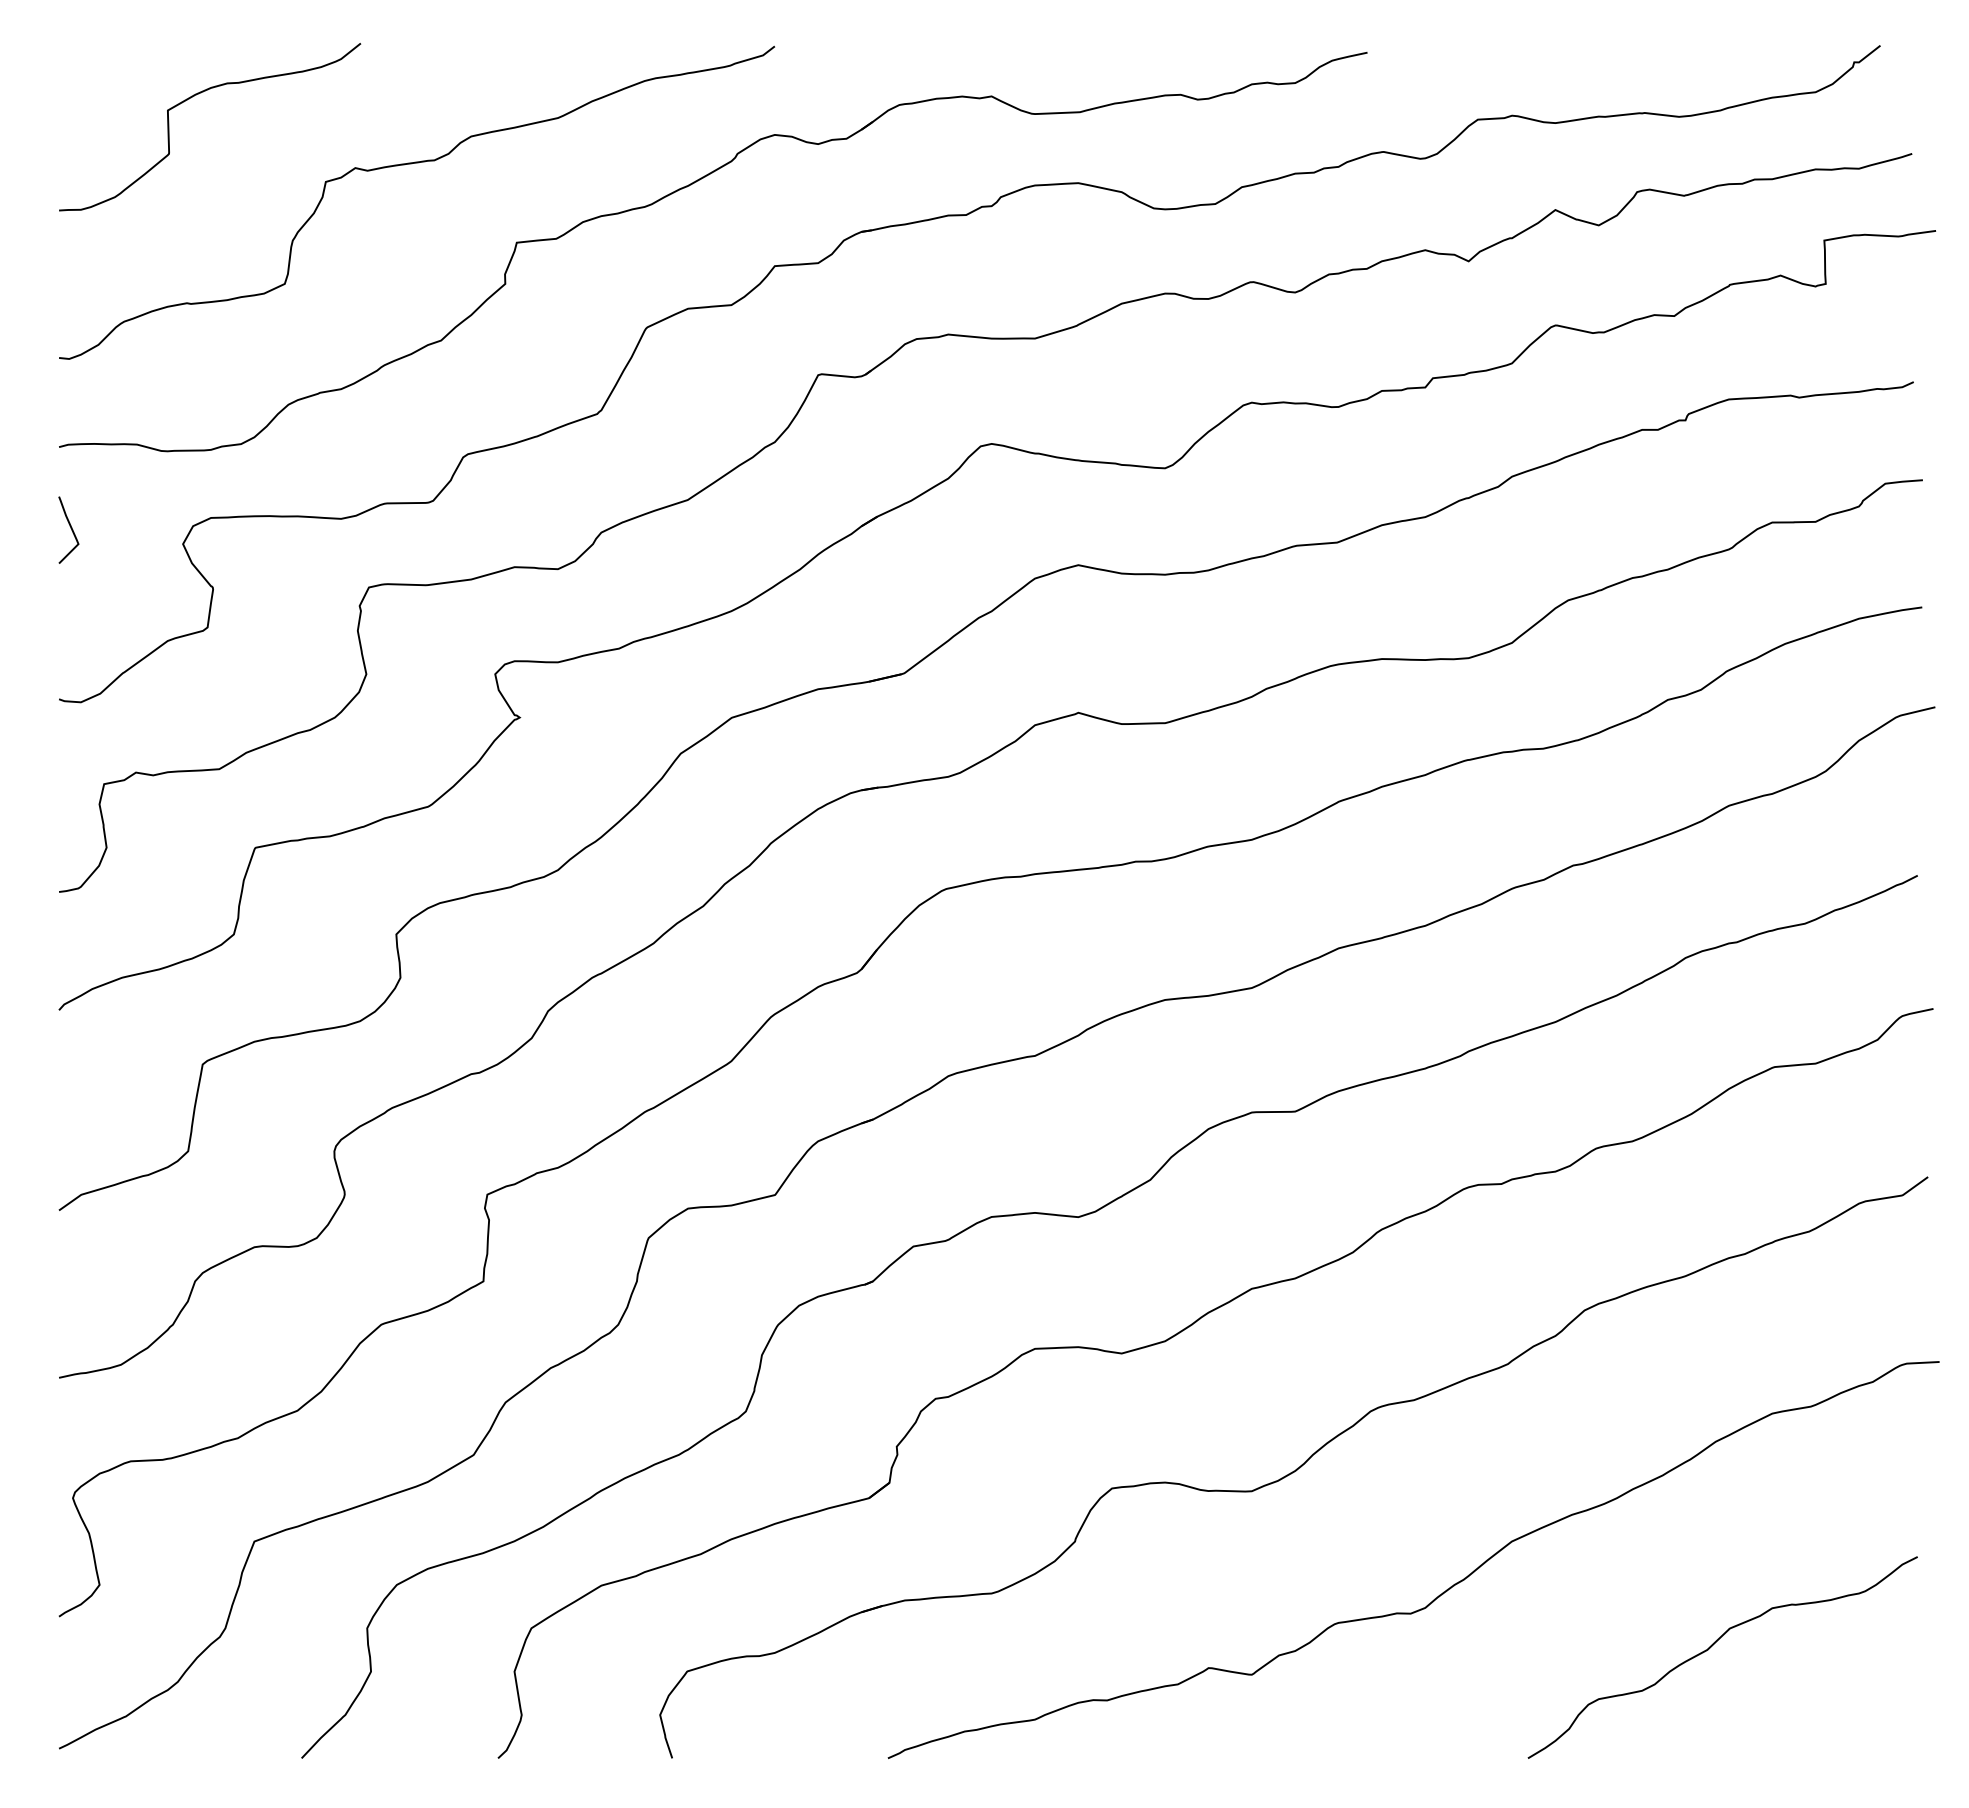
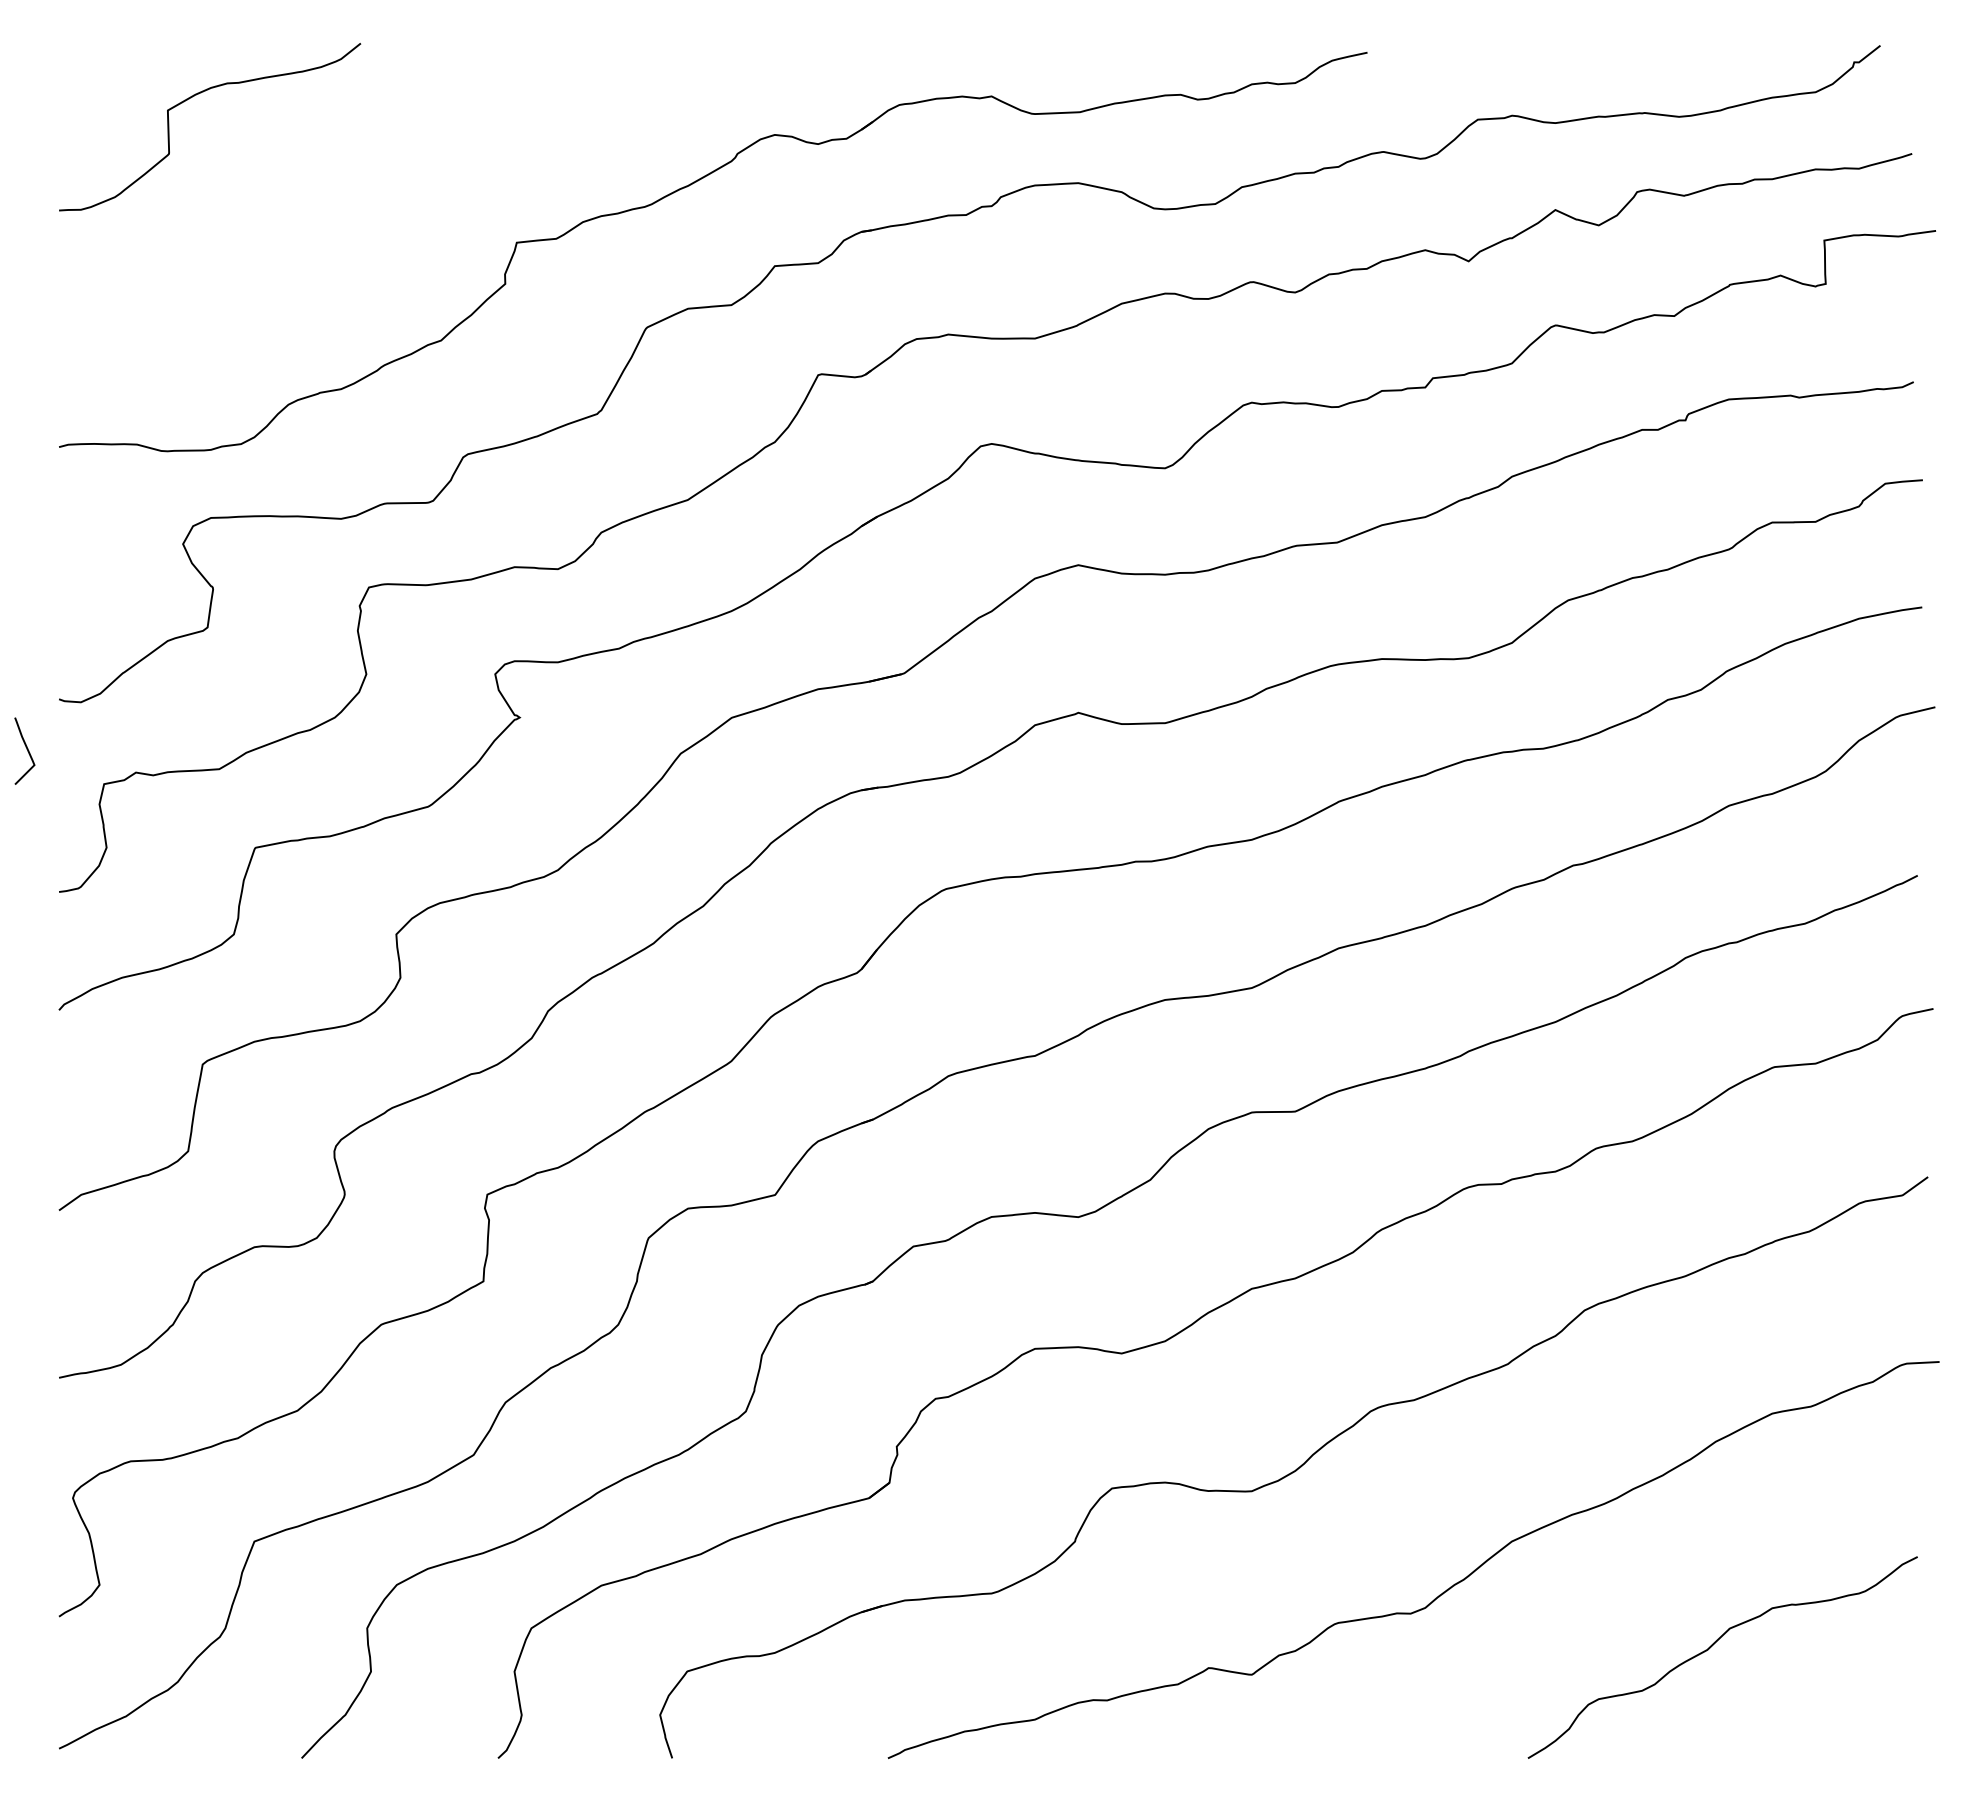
curve: present -> none (411, 164)
curve position: (70, 528) -> (26, 749) (26, 749)
